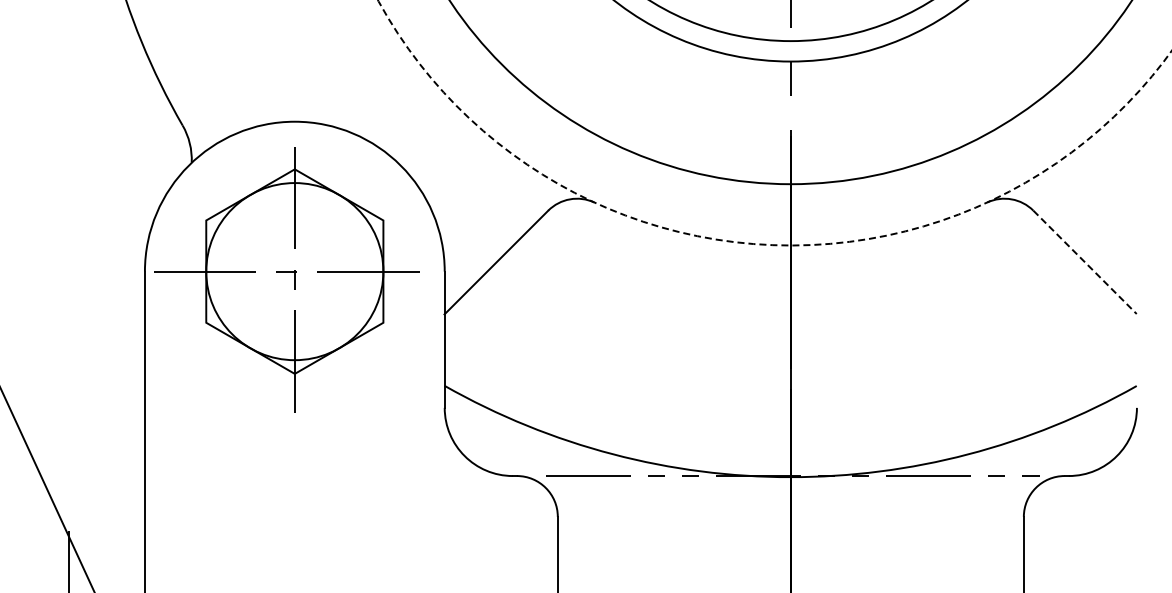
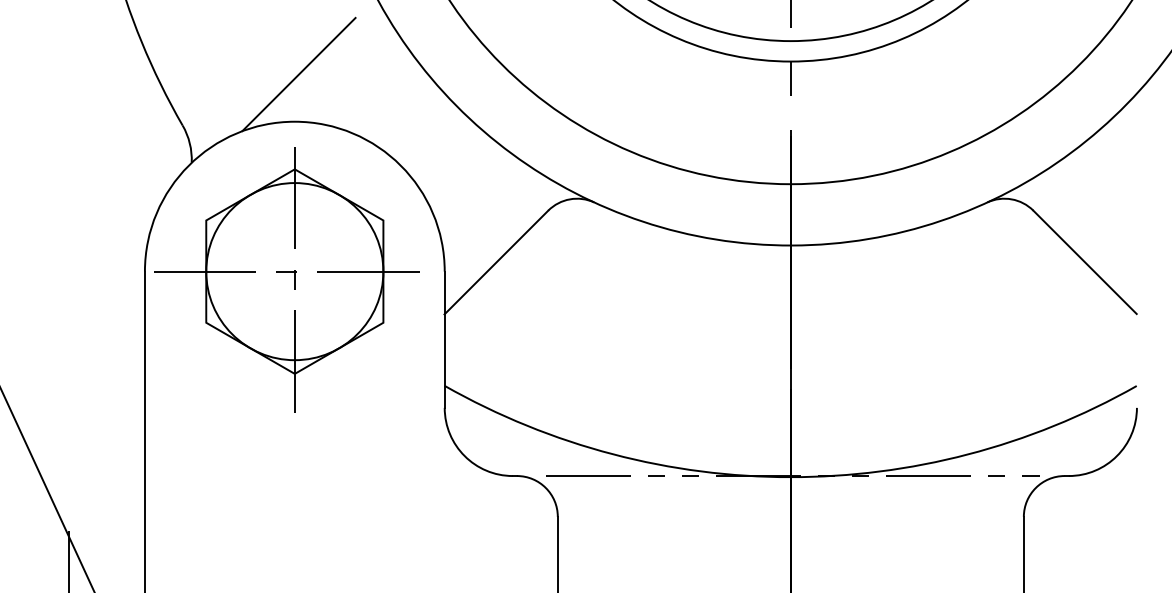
line: none -> present (298, 74)
arc: dashed -> solid (761, 244)
line: dashed -> solid (1085, 262)
